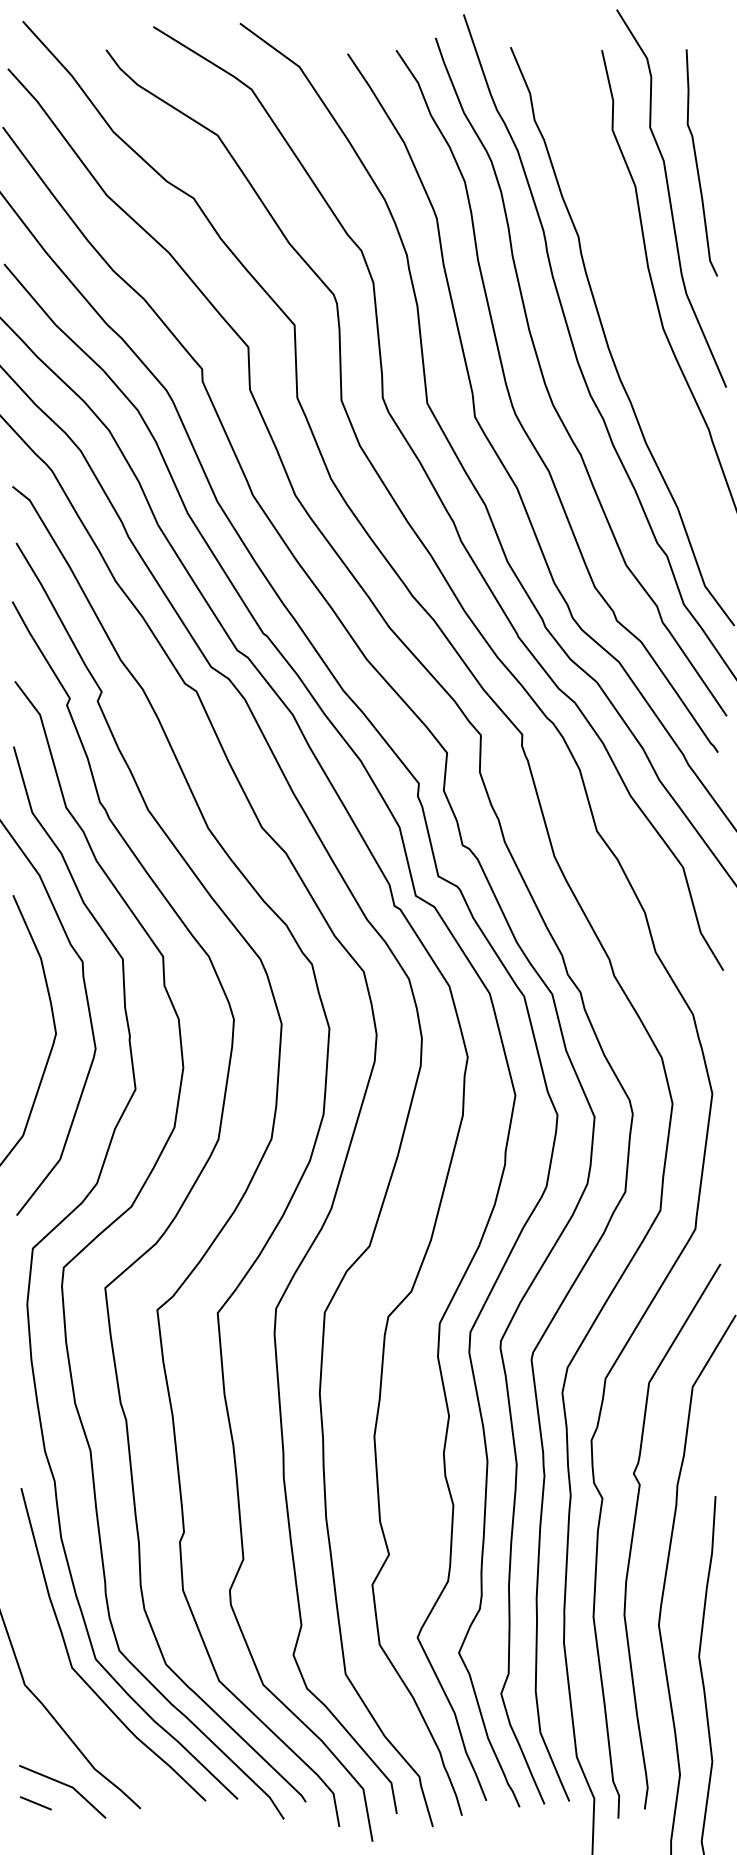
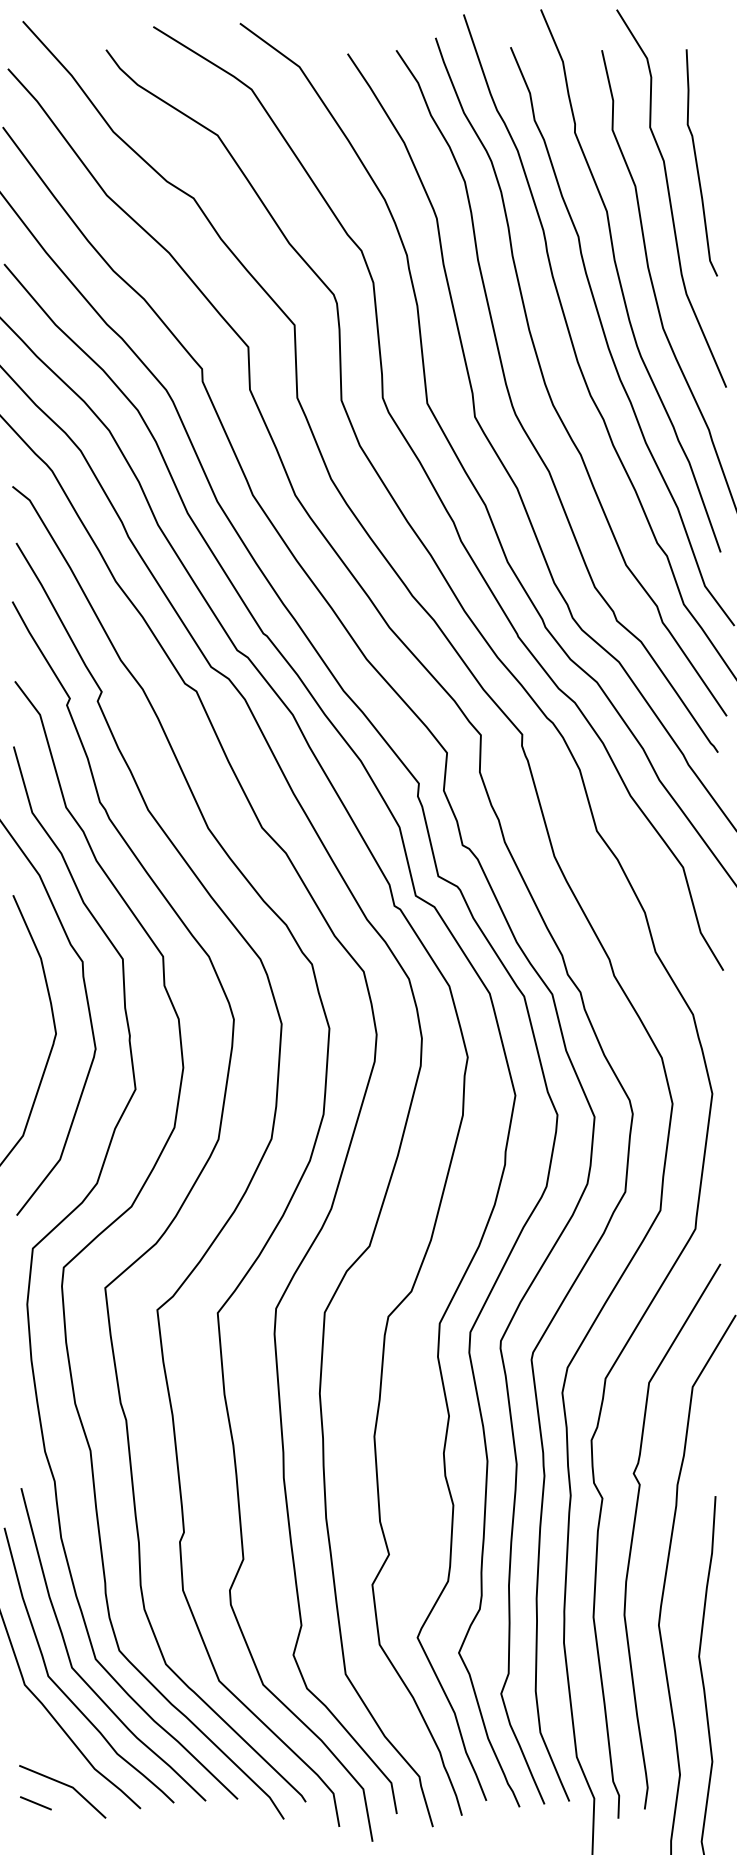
curve: none -> present (621, 283)
curve: none -> present (59, 1686)
